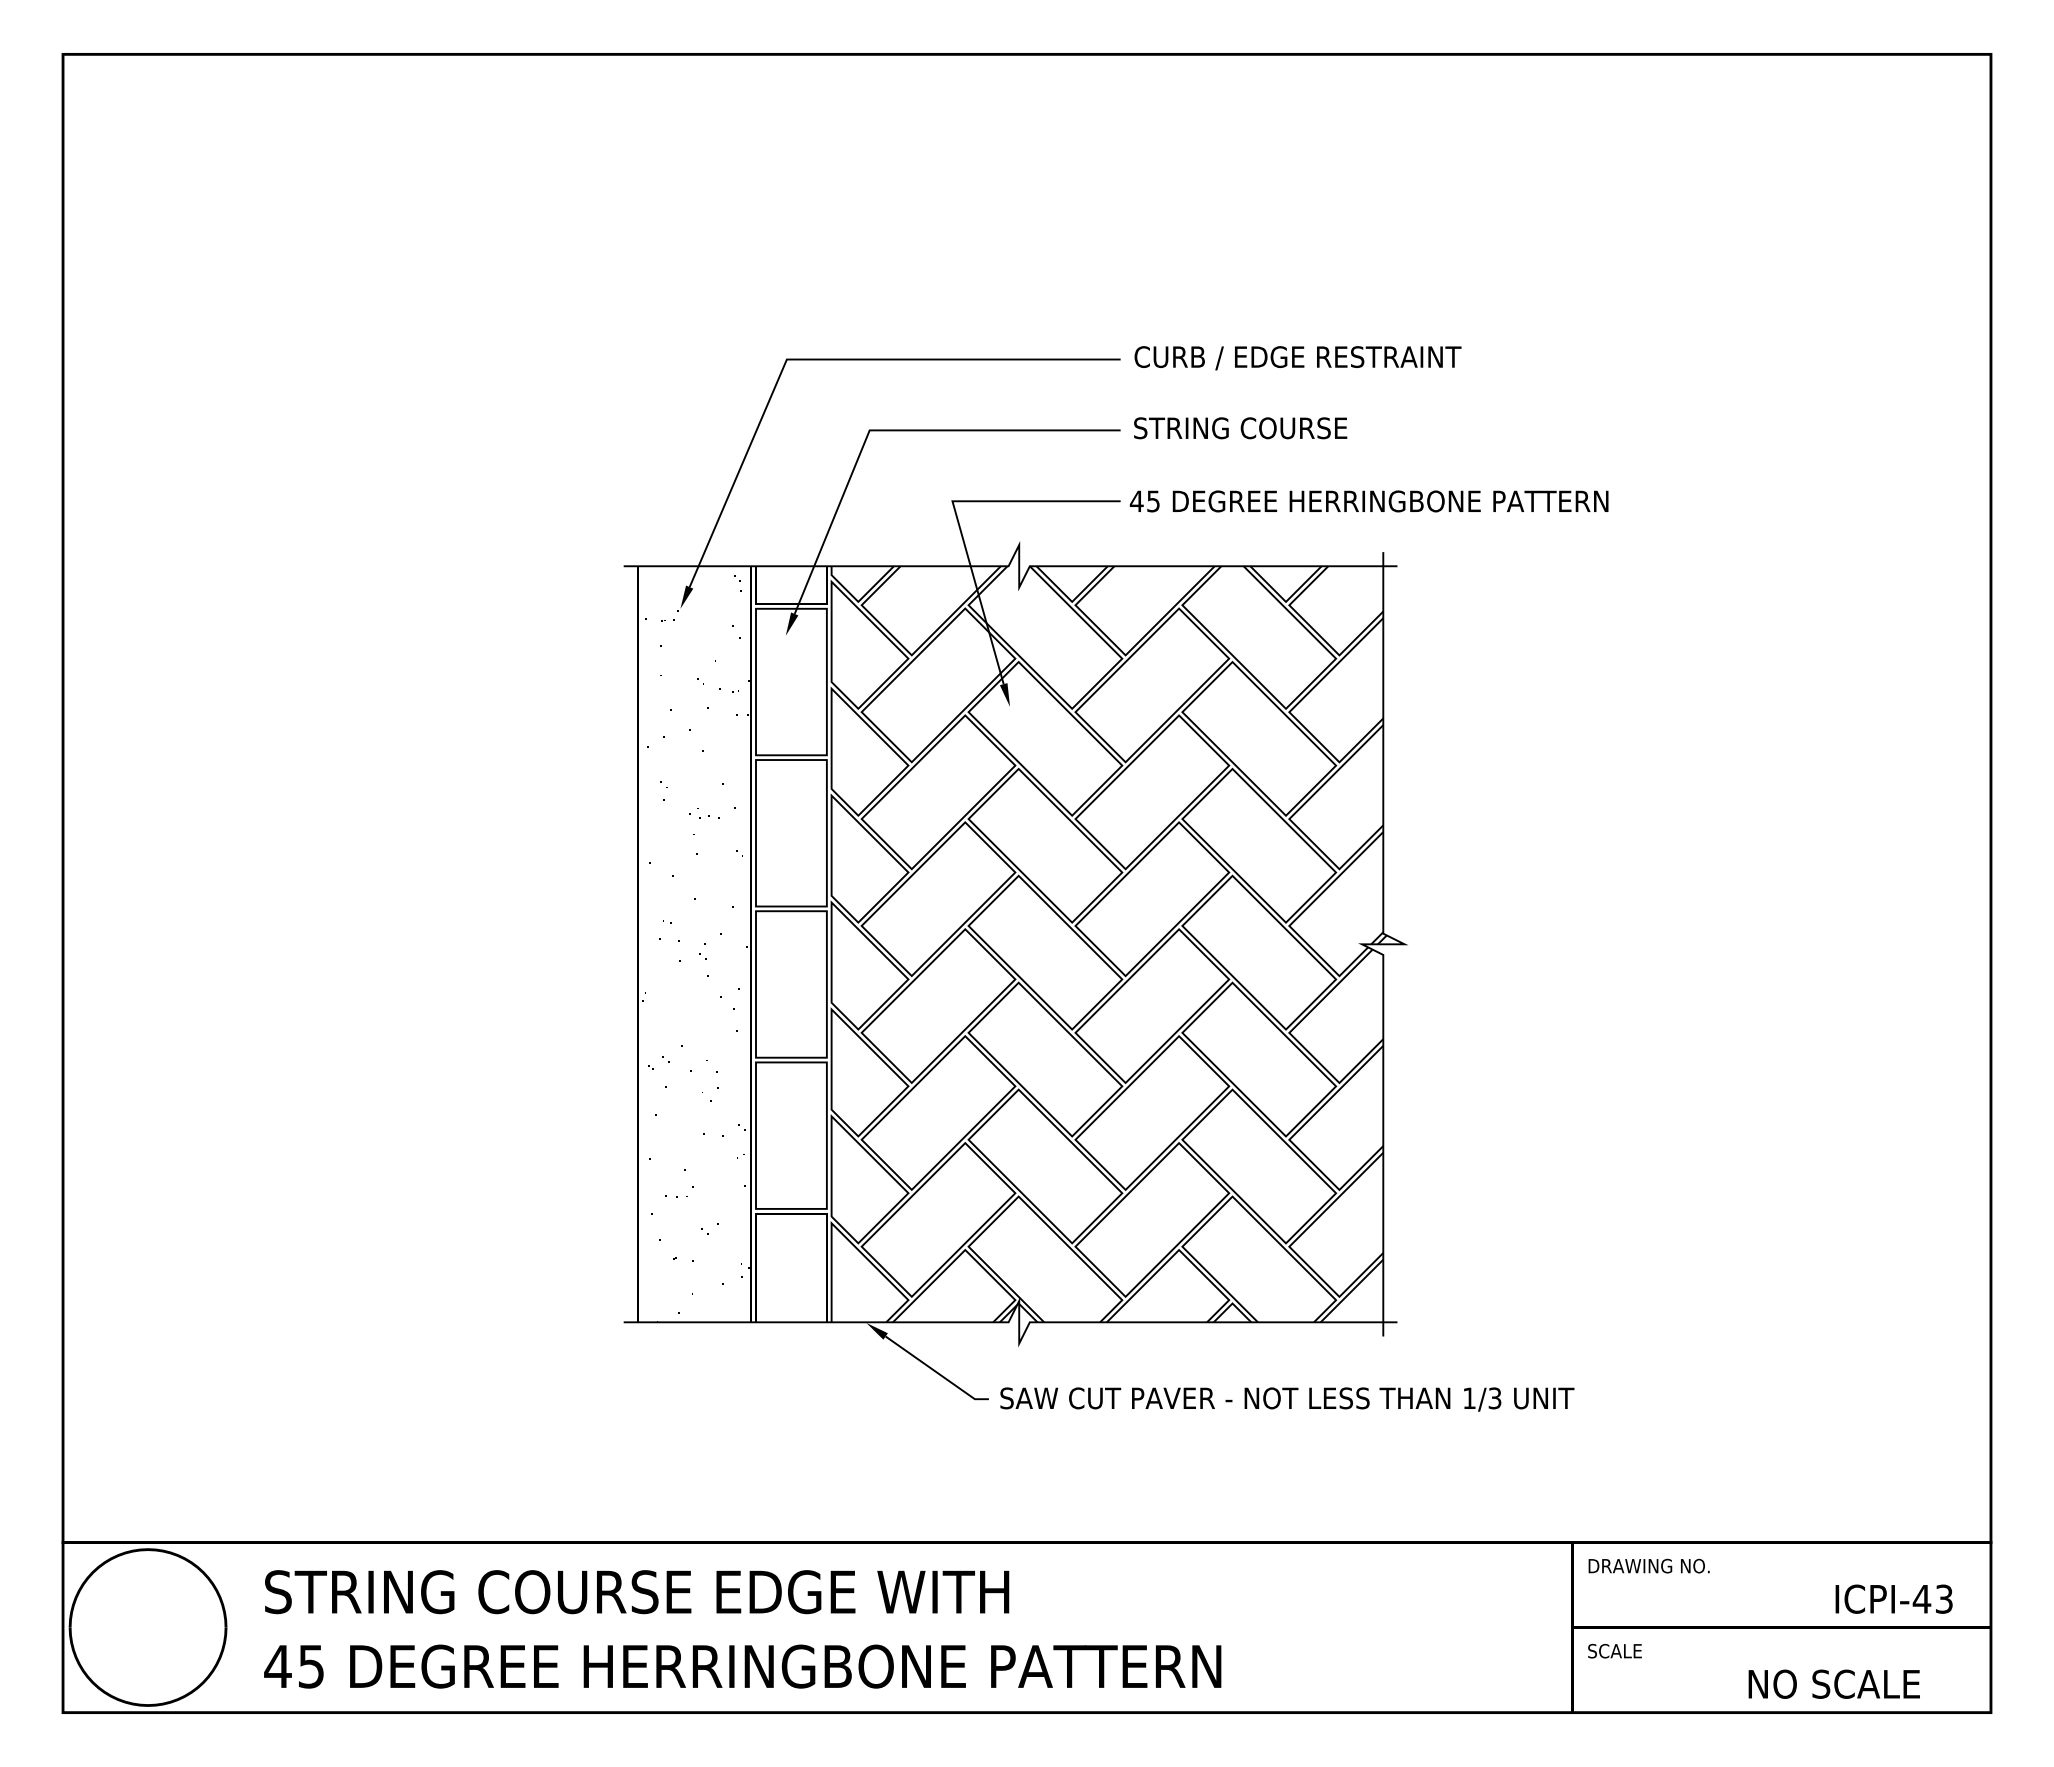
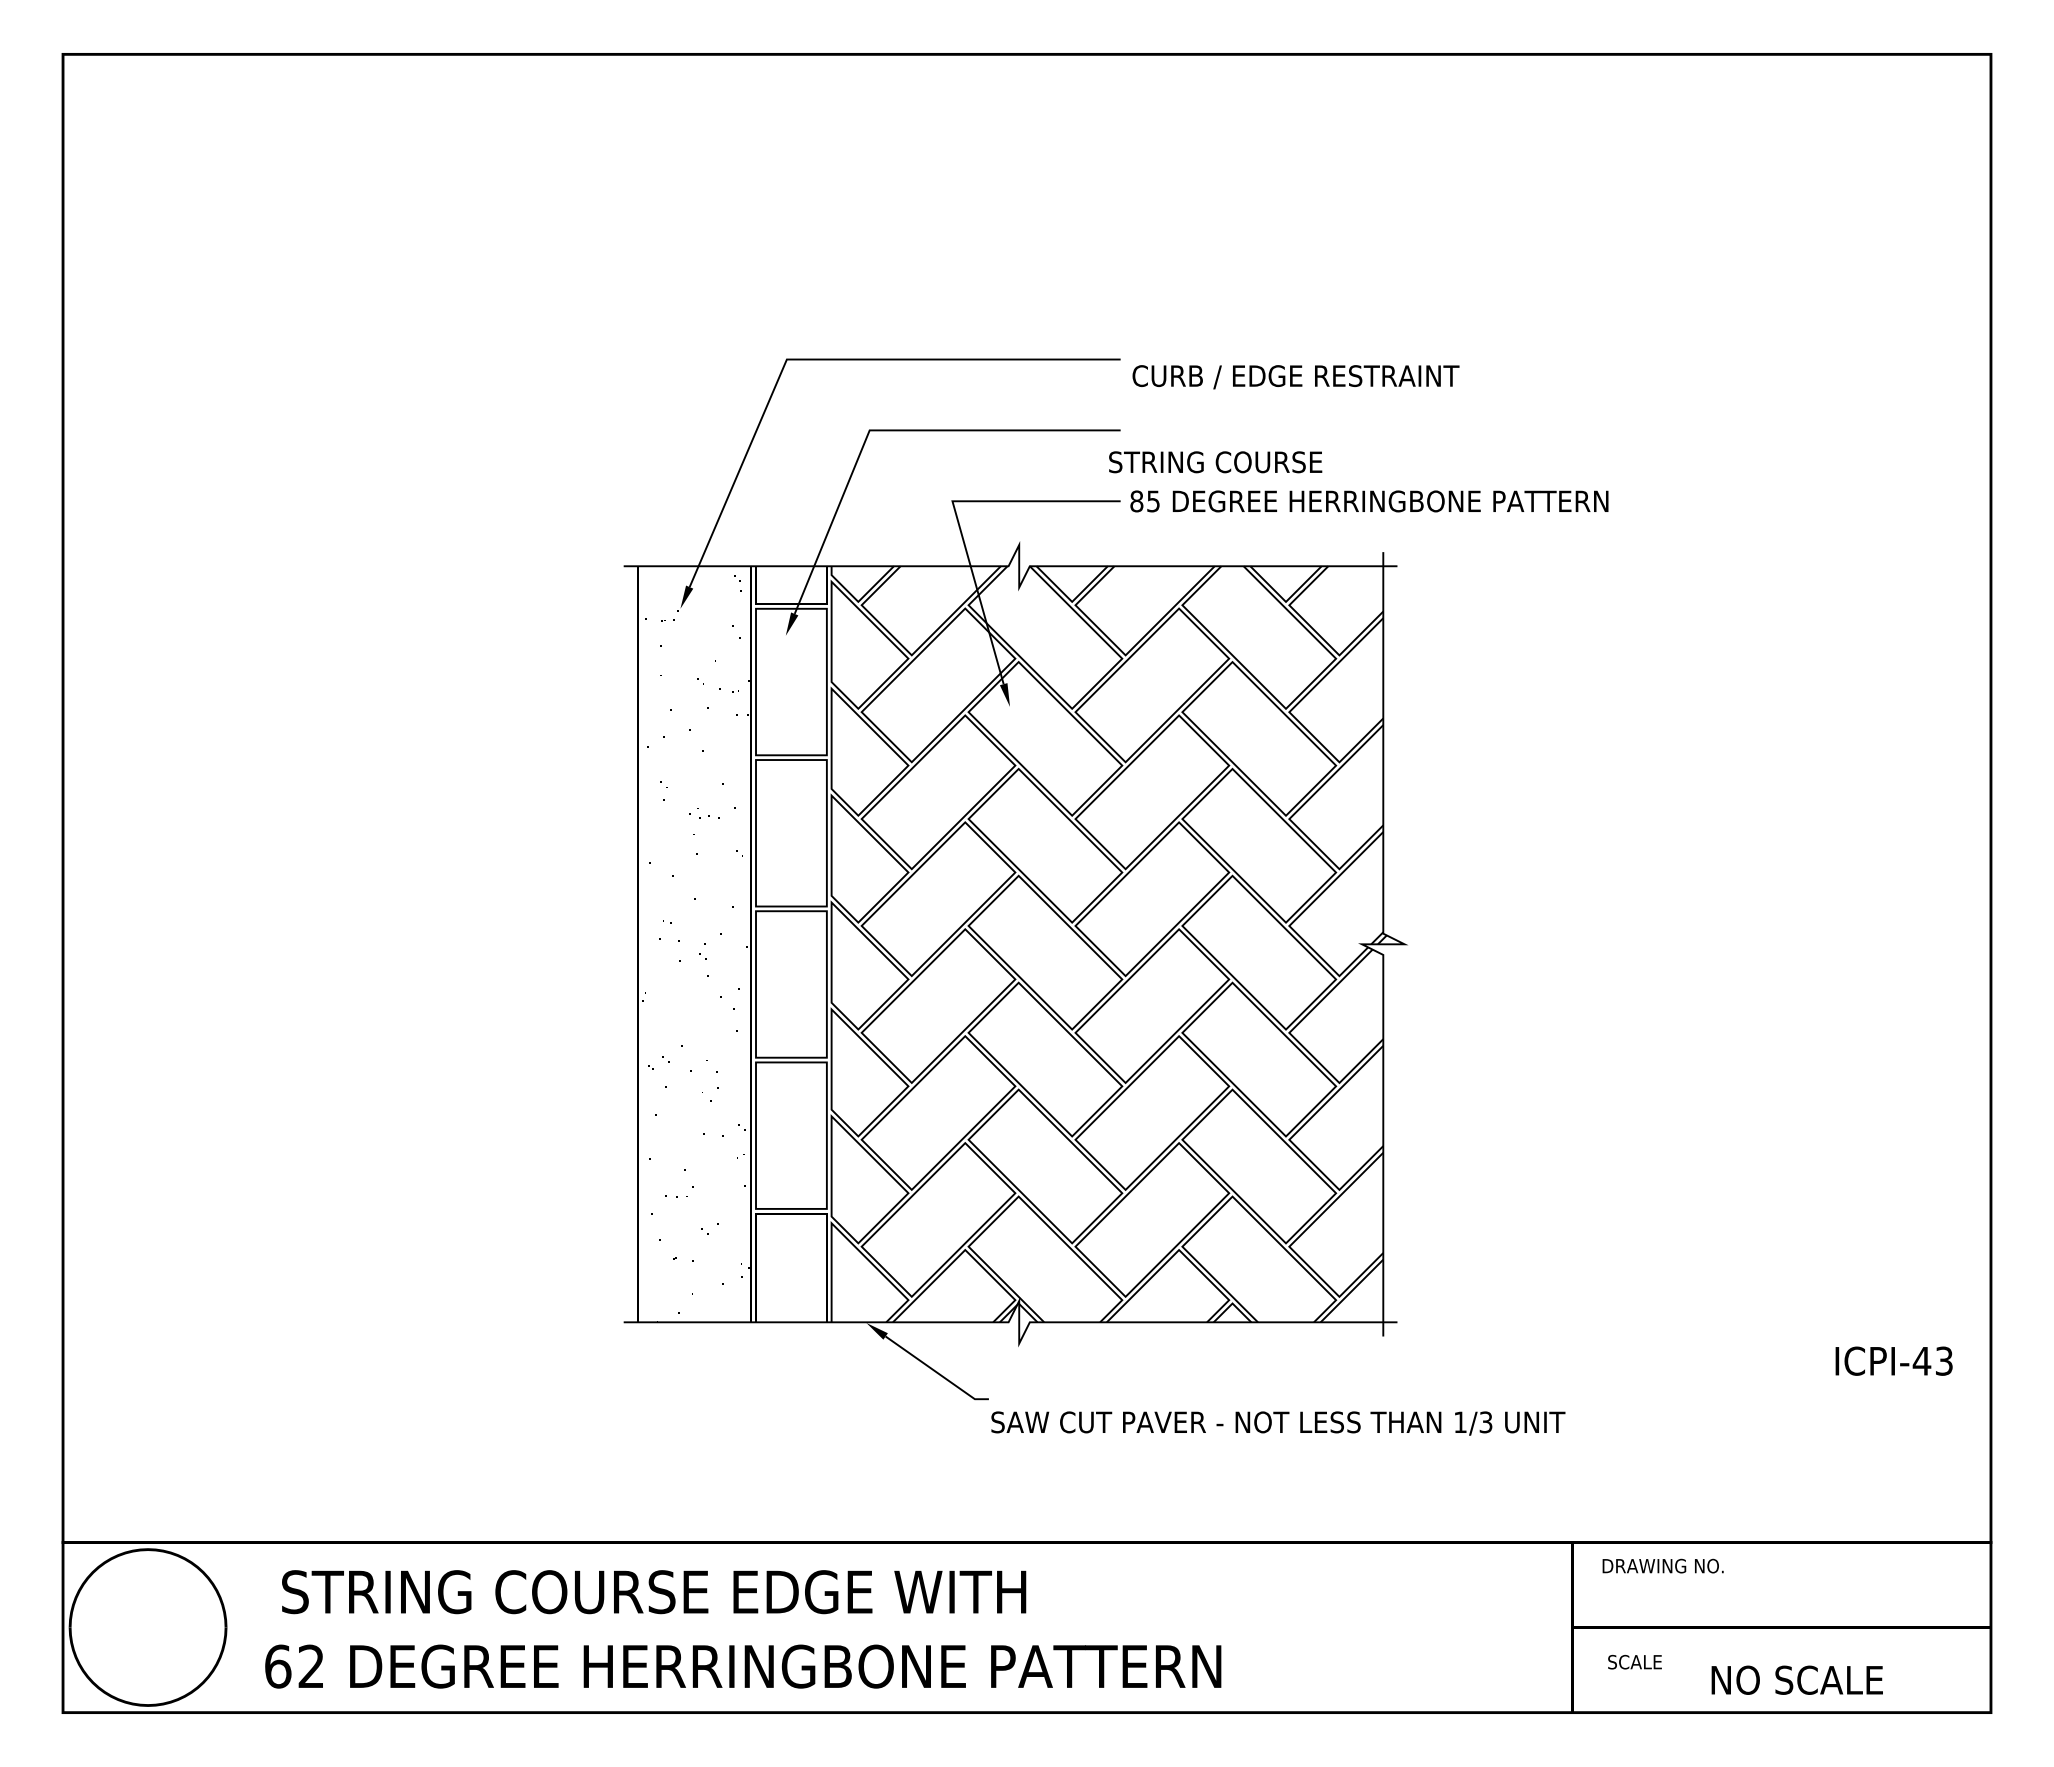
text position: (1297, 358) -> (1295, 377) (1295, 377)
text position: (1240, 428) -> (1215, 462) (1215, 462)
text: 45 -> 85 (1136, 501)
text position: (1287, 1399) -> (1278, 1423) (1278, 1423)
text position: (1648, 1565) -> (1662, 1565) (1662, 1565)
text position: (637, 1592) -> (654, 1592) (654, 1592)
text position: (1893, 1598) -> (1893, 1360) (1893, 1360)
text position: (1614, 1650) -> (1634, 1661) (1634, 1661)
text: 45 -> 62 (293, 1666)
text position: (1833, 1683) -> (1796, 1679) (1796, 1679)
